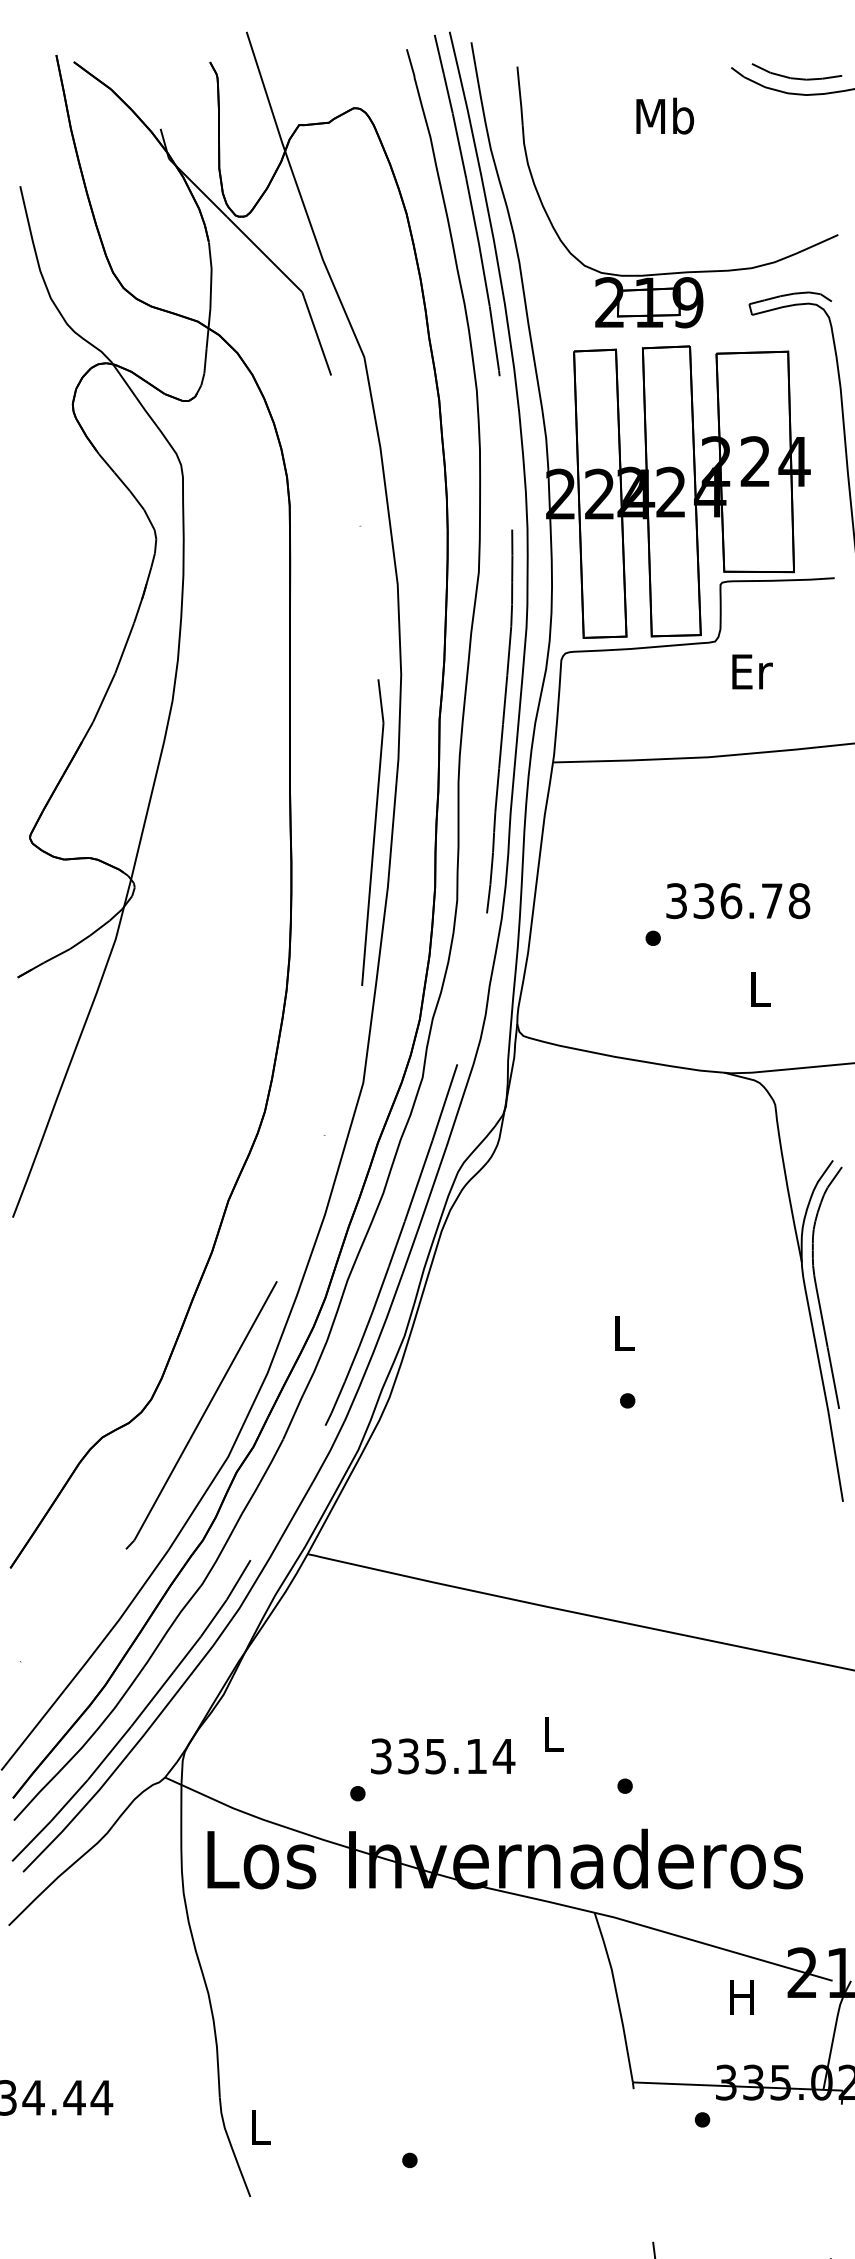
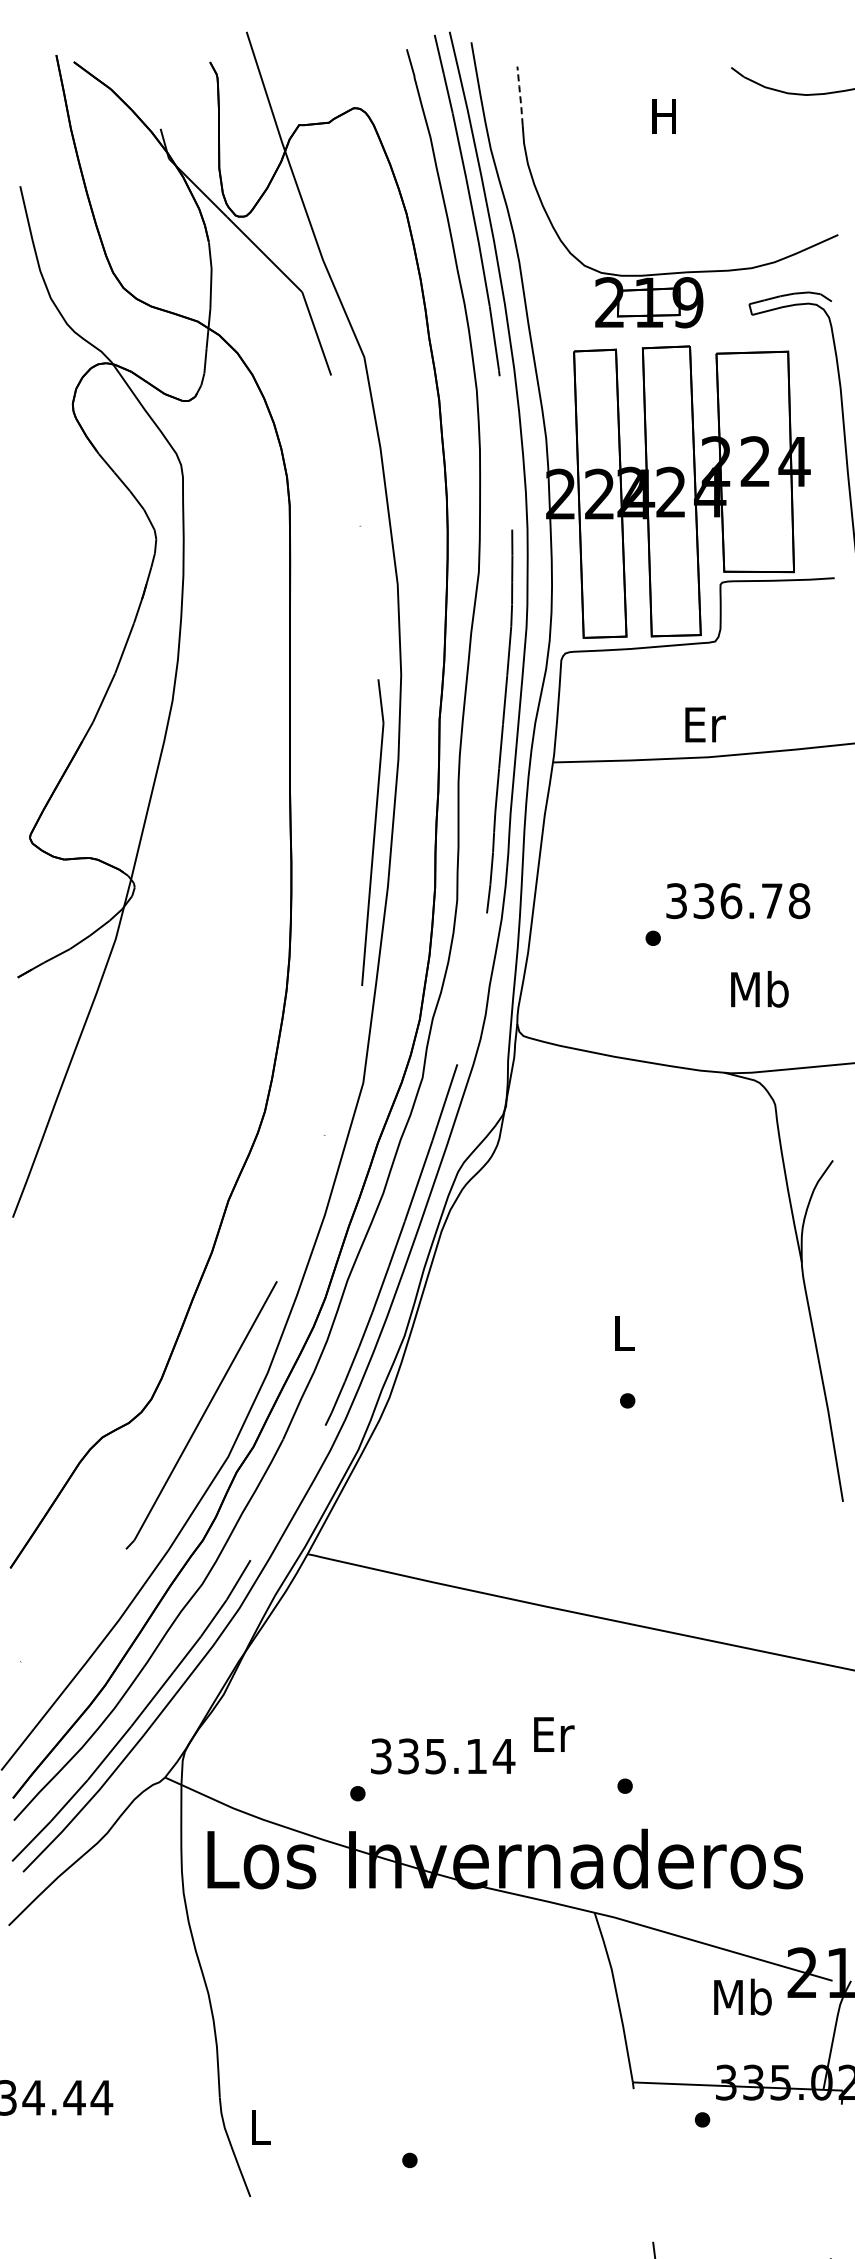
curve: present -> none (796, 77)
line: solid -> dashed (520, 95)
text: Mb -> H (665, 115)
text position: (752, 671) -> (705, 724) (705, 724)
text: L -> Mb (759, 988)
curve: present -> none (817, 1287)
text: L -> Er (554, 1734)
text: H -> Mb (742, 1996)
